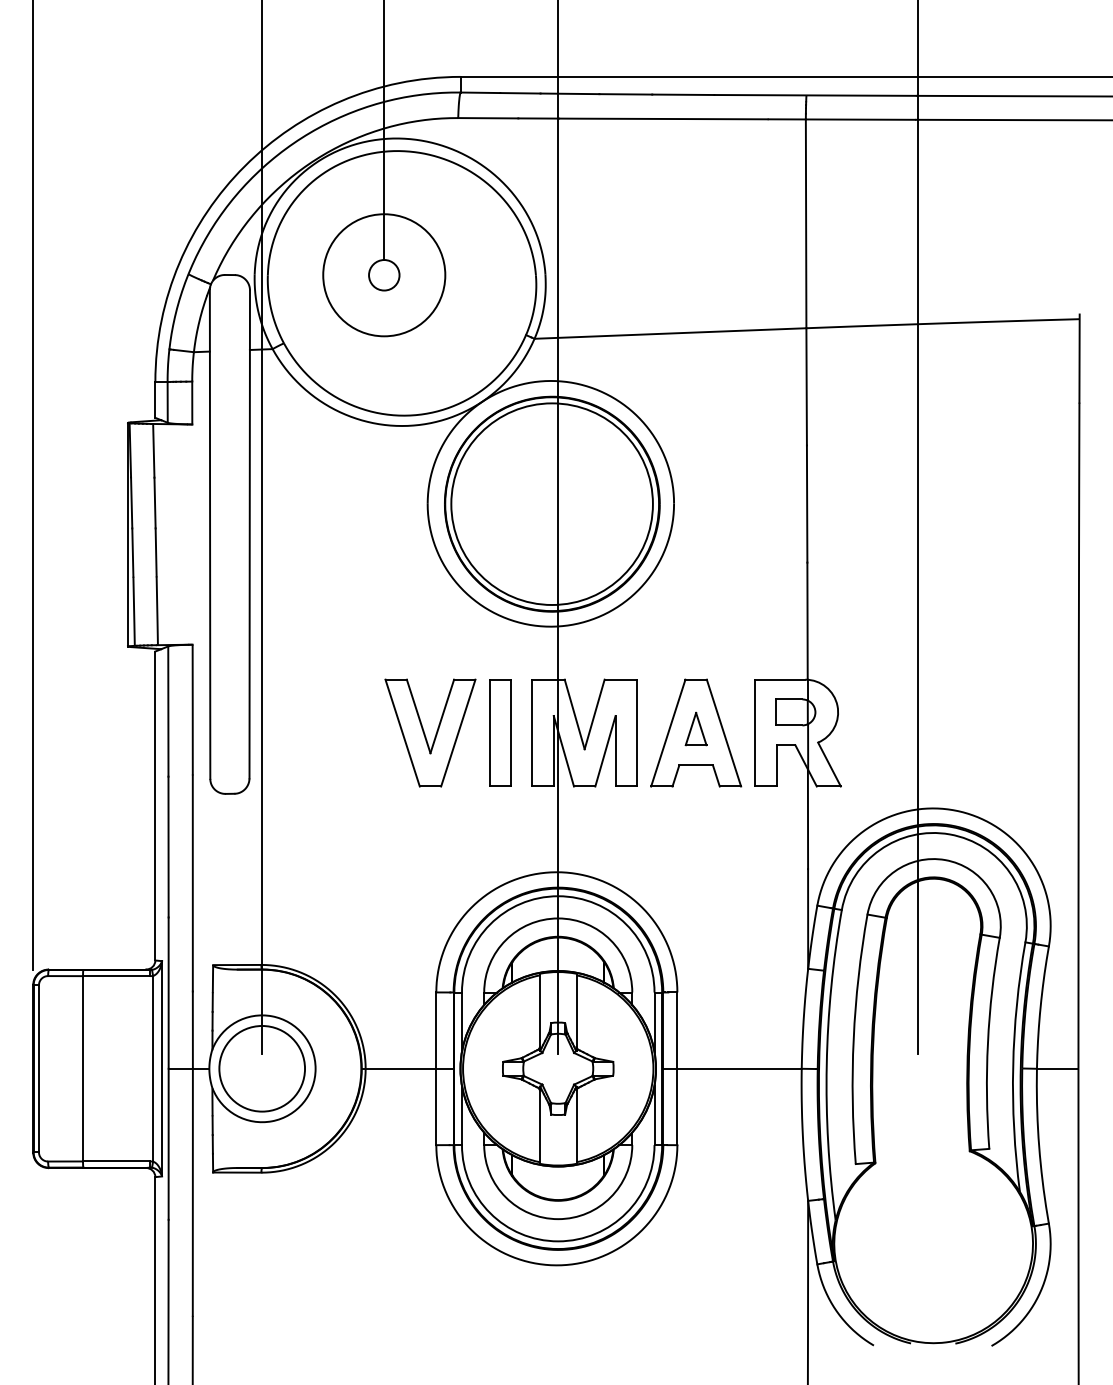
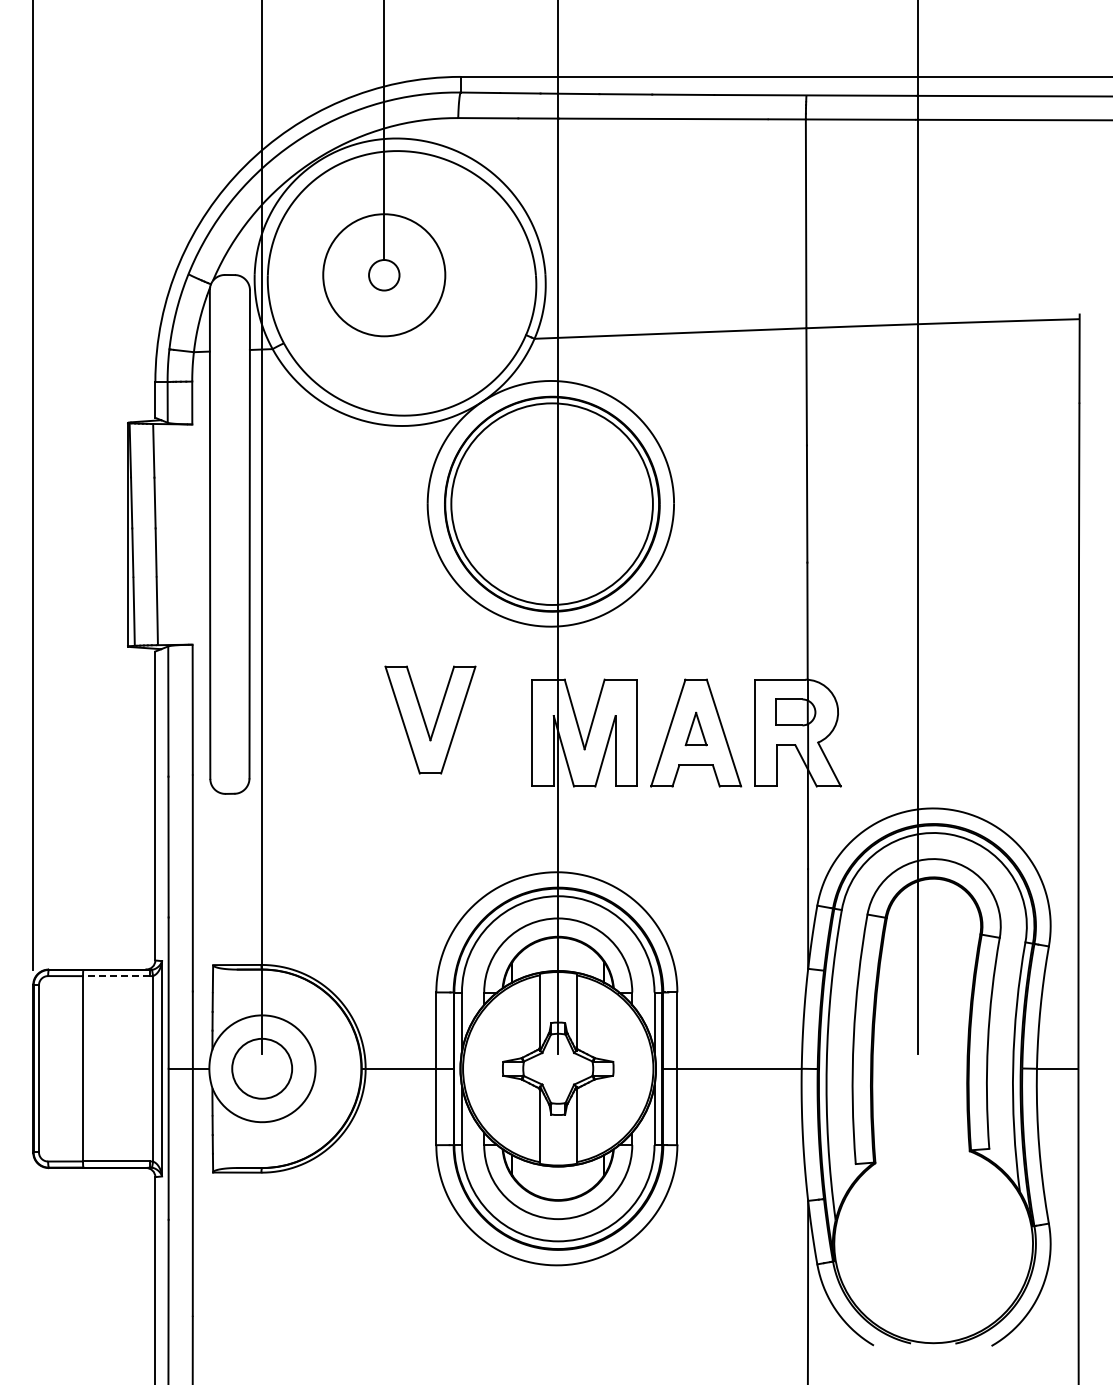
part position: (430, 732) -> (430, 719) (430, 719)
part: present -> none (500, 732)
line: solid -> dashed (116, 976)
circle diameter: 86 px -> 60 px (262, 1068)
